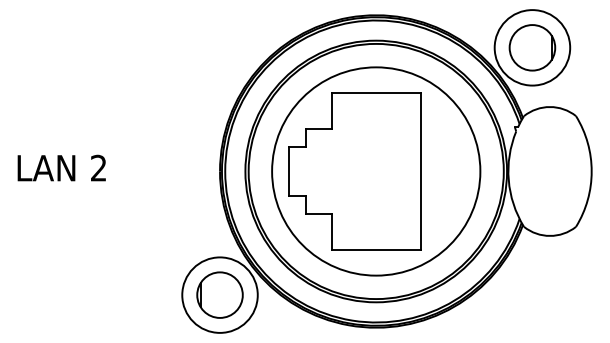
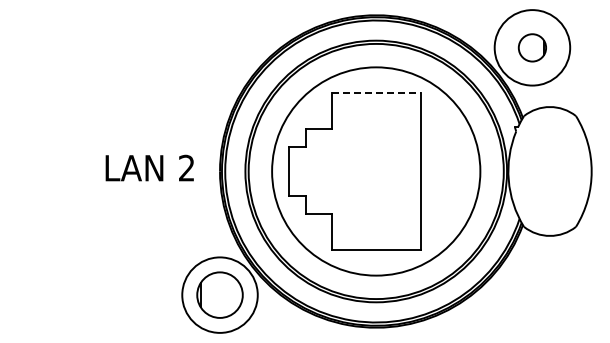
part size: 49x48 px -> 30x30 px (531, 47)
line: solid -> dashed (376, 93)
text position: (61, 167) -> (149, 167) (149, 167)
